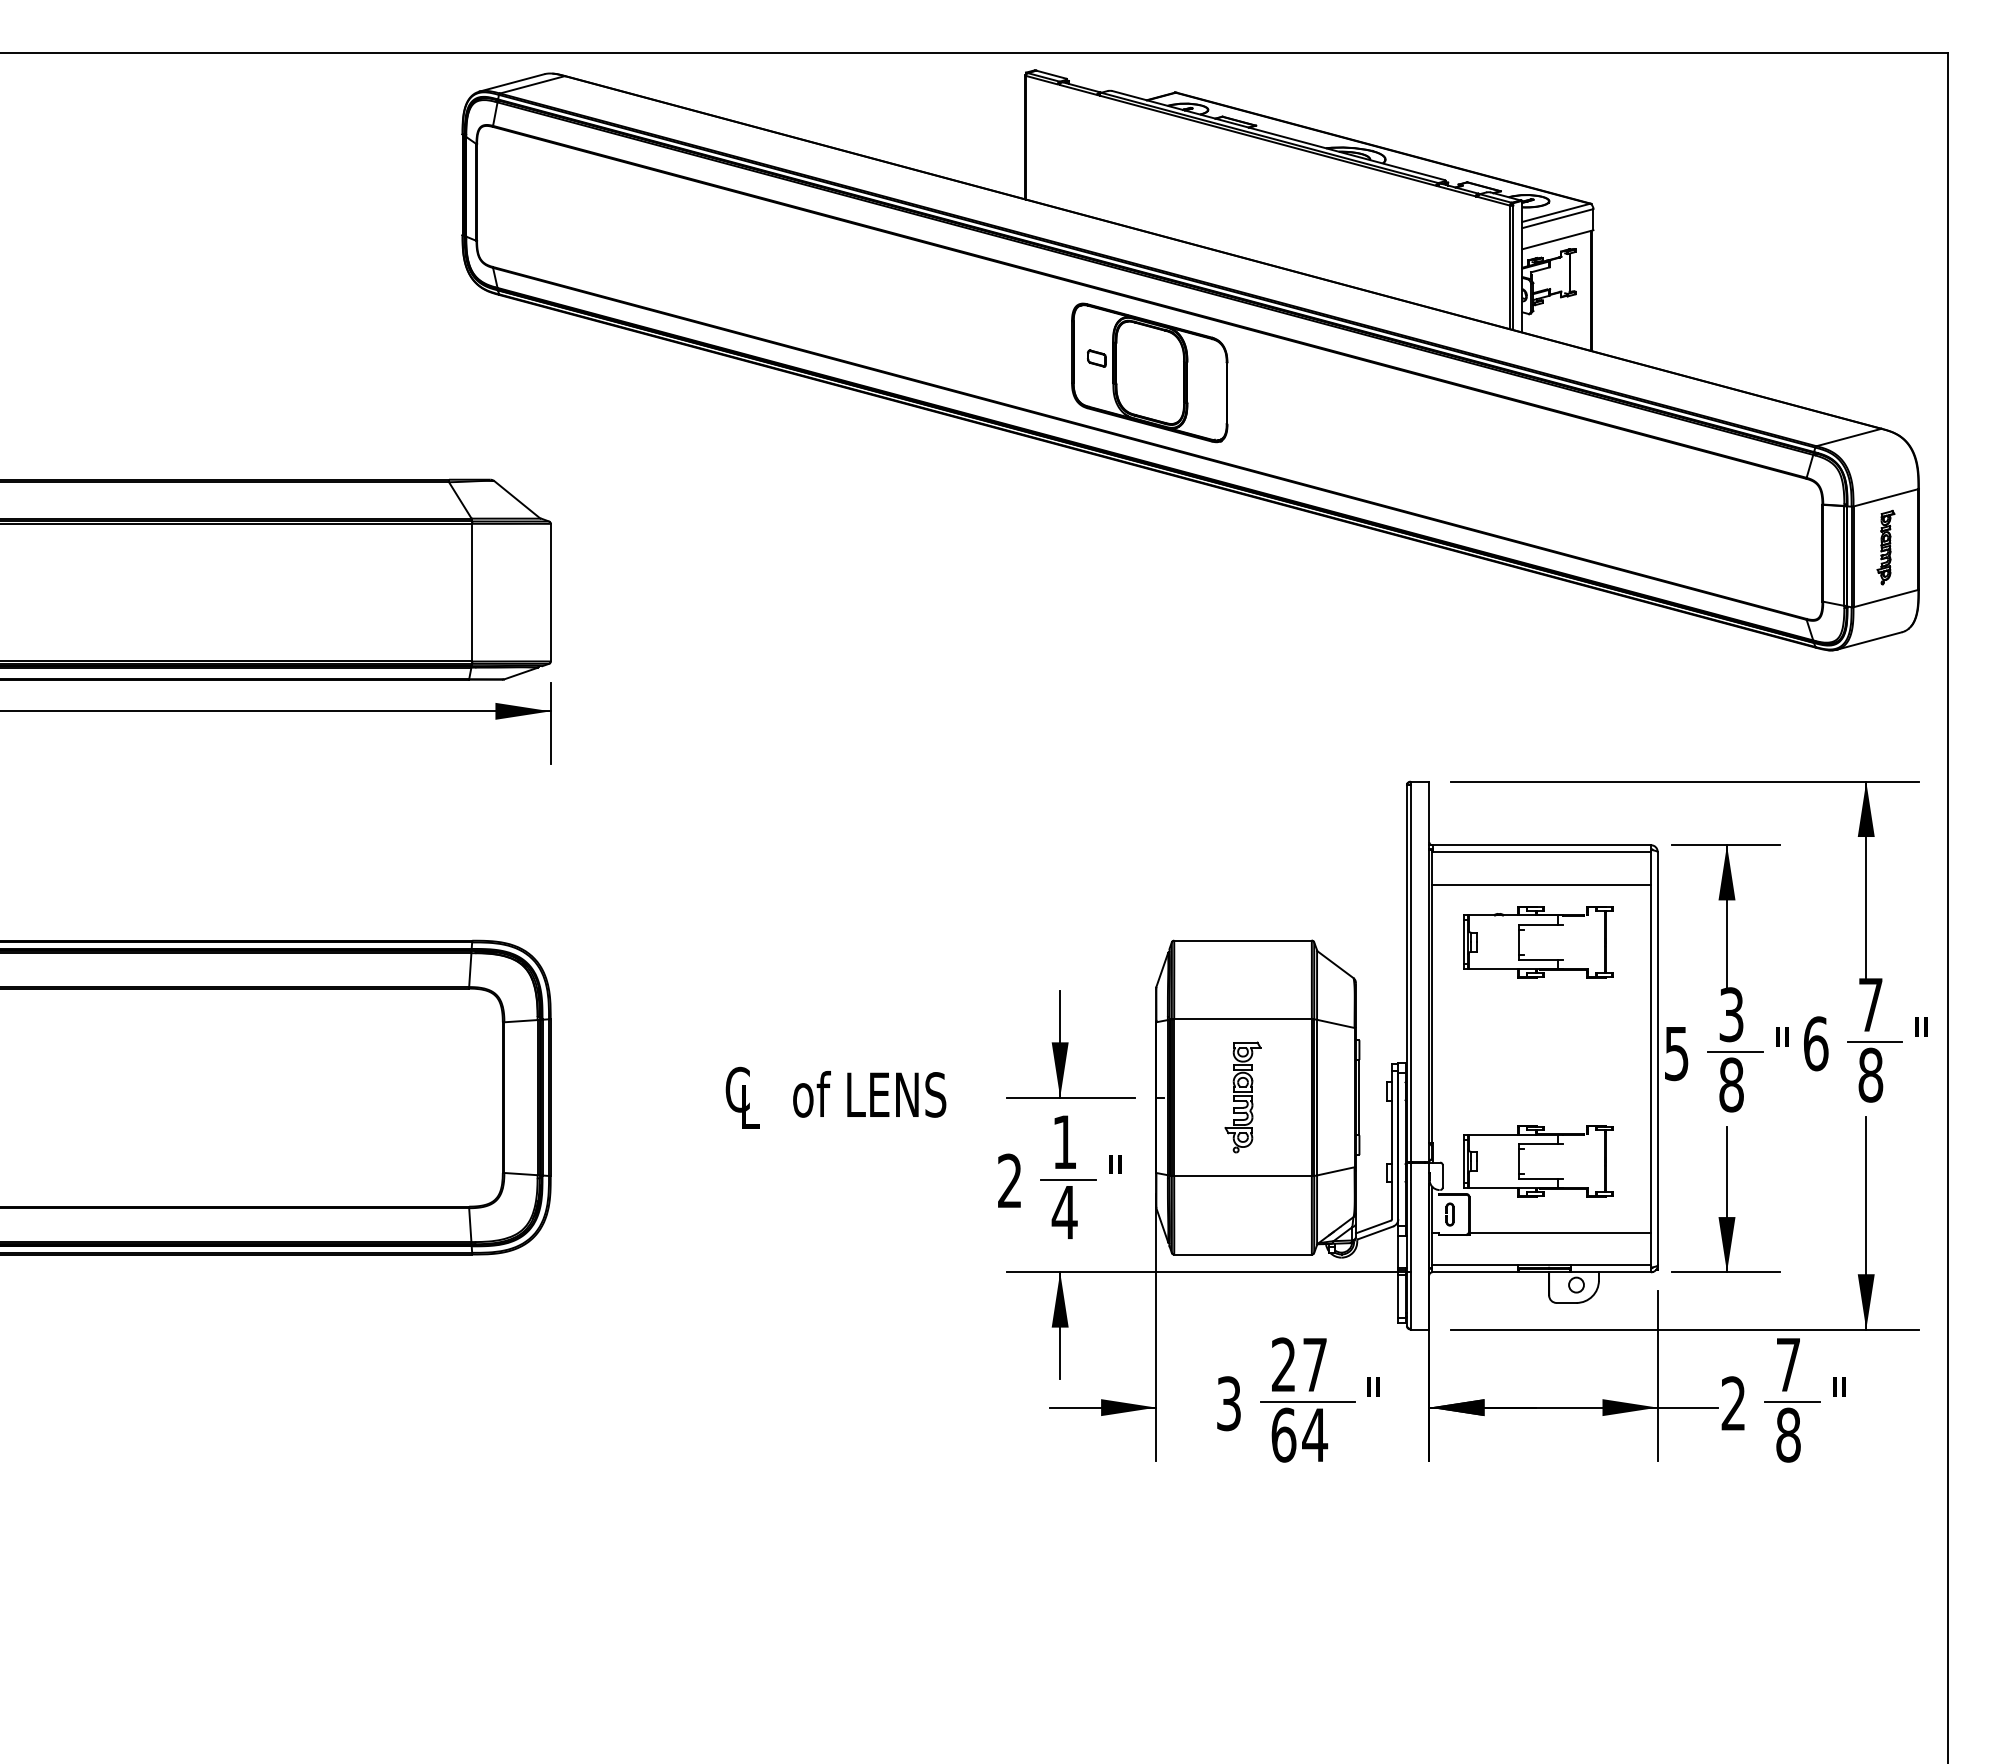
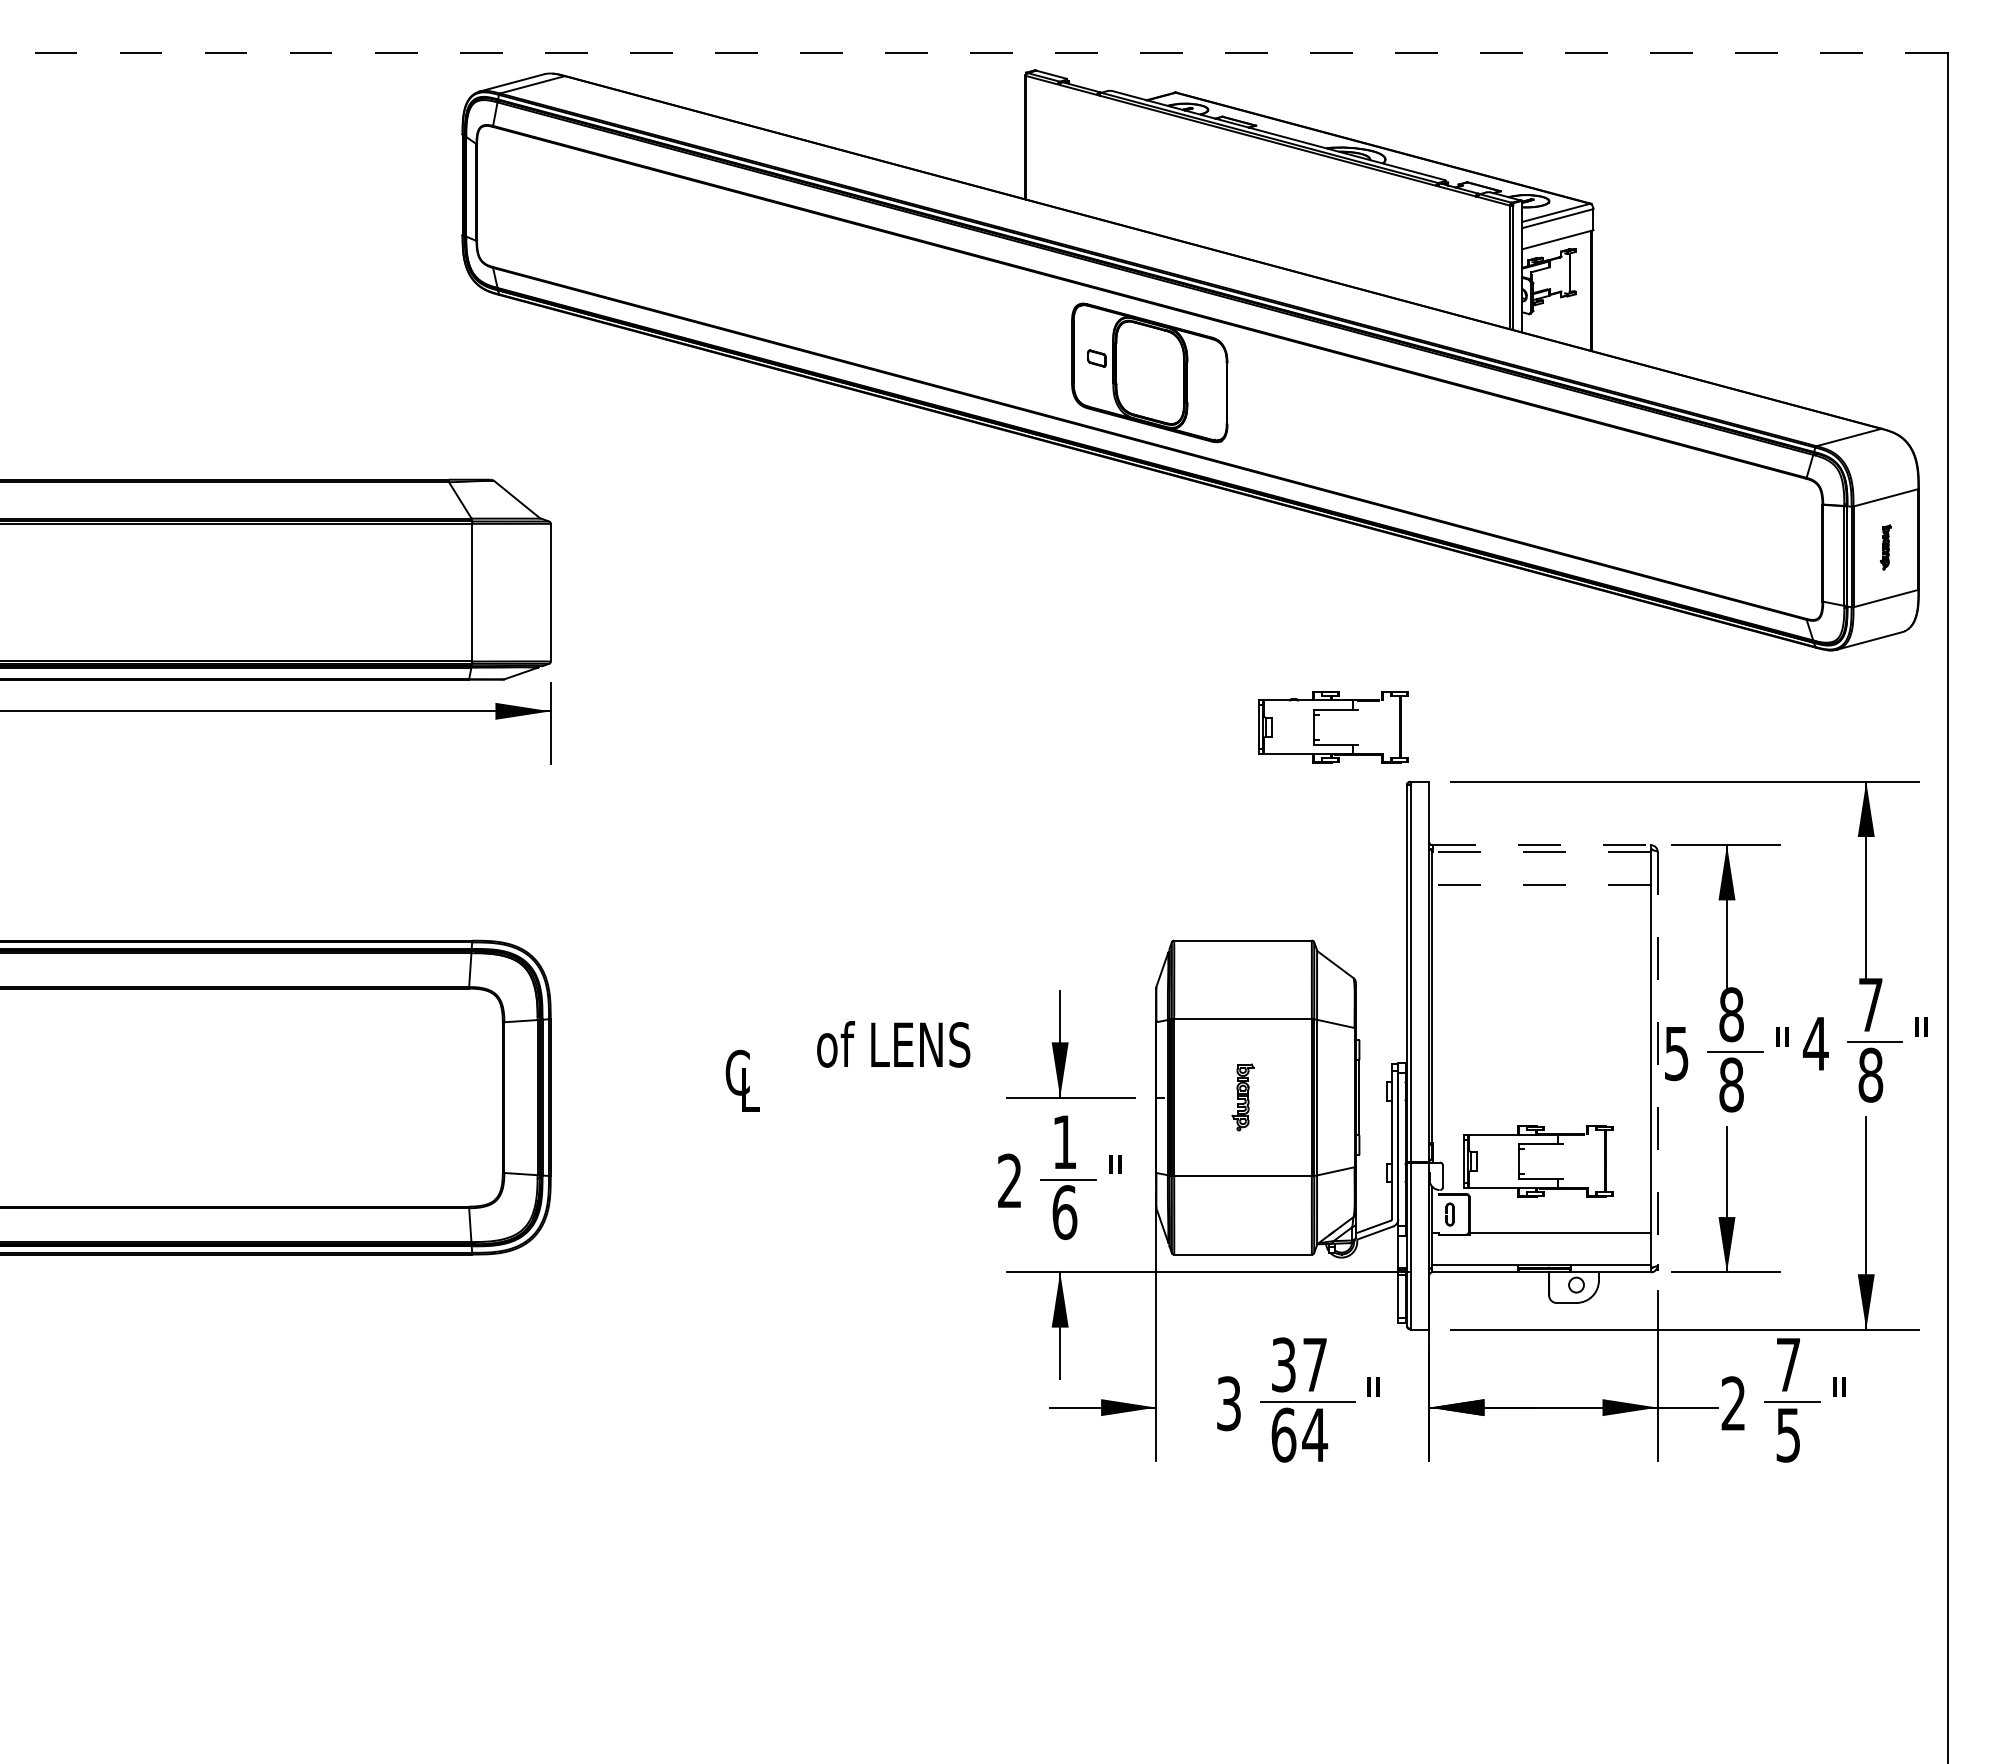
line: solid -> dashed (973, 52)
part size: 20x77 px -> 13x47 px (1885, 547)
line: solid -> dashed (1541, 845)
line: solid -> dashed (1541, 852)
line: solid -> dashed (1541, 885)
part position: (1538, 925) -> (1333, 710) (1333, 710)
text: 3 -> 8 (1731, 1014)
text: 6 -> 4 (1815, 1043)
line: solid -> dashed (1657, 1058)
text position: (869, 1094) -> (893, 1044) (893, 1044)
text position: (742, 1097) -> (742, 1080) (742, 1080)
part size: 38x113 px -> 24x69 px (1242, 1097)
text: 4 -> 6 (1064, 1212)
text: 27 -> 37 (1283, 1364)
text: 8 -> 5 (1788, 1434)
